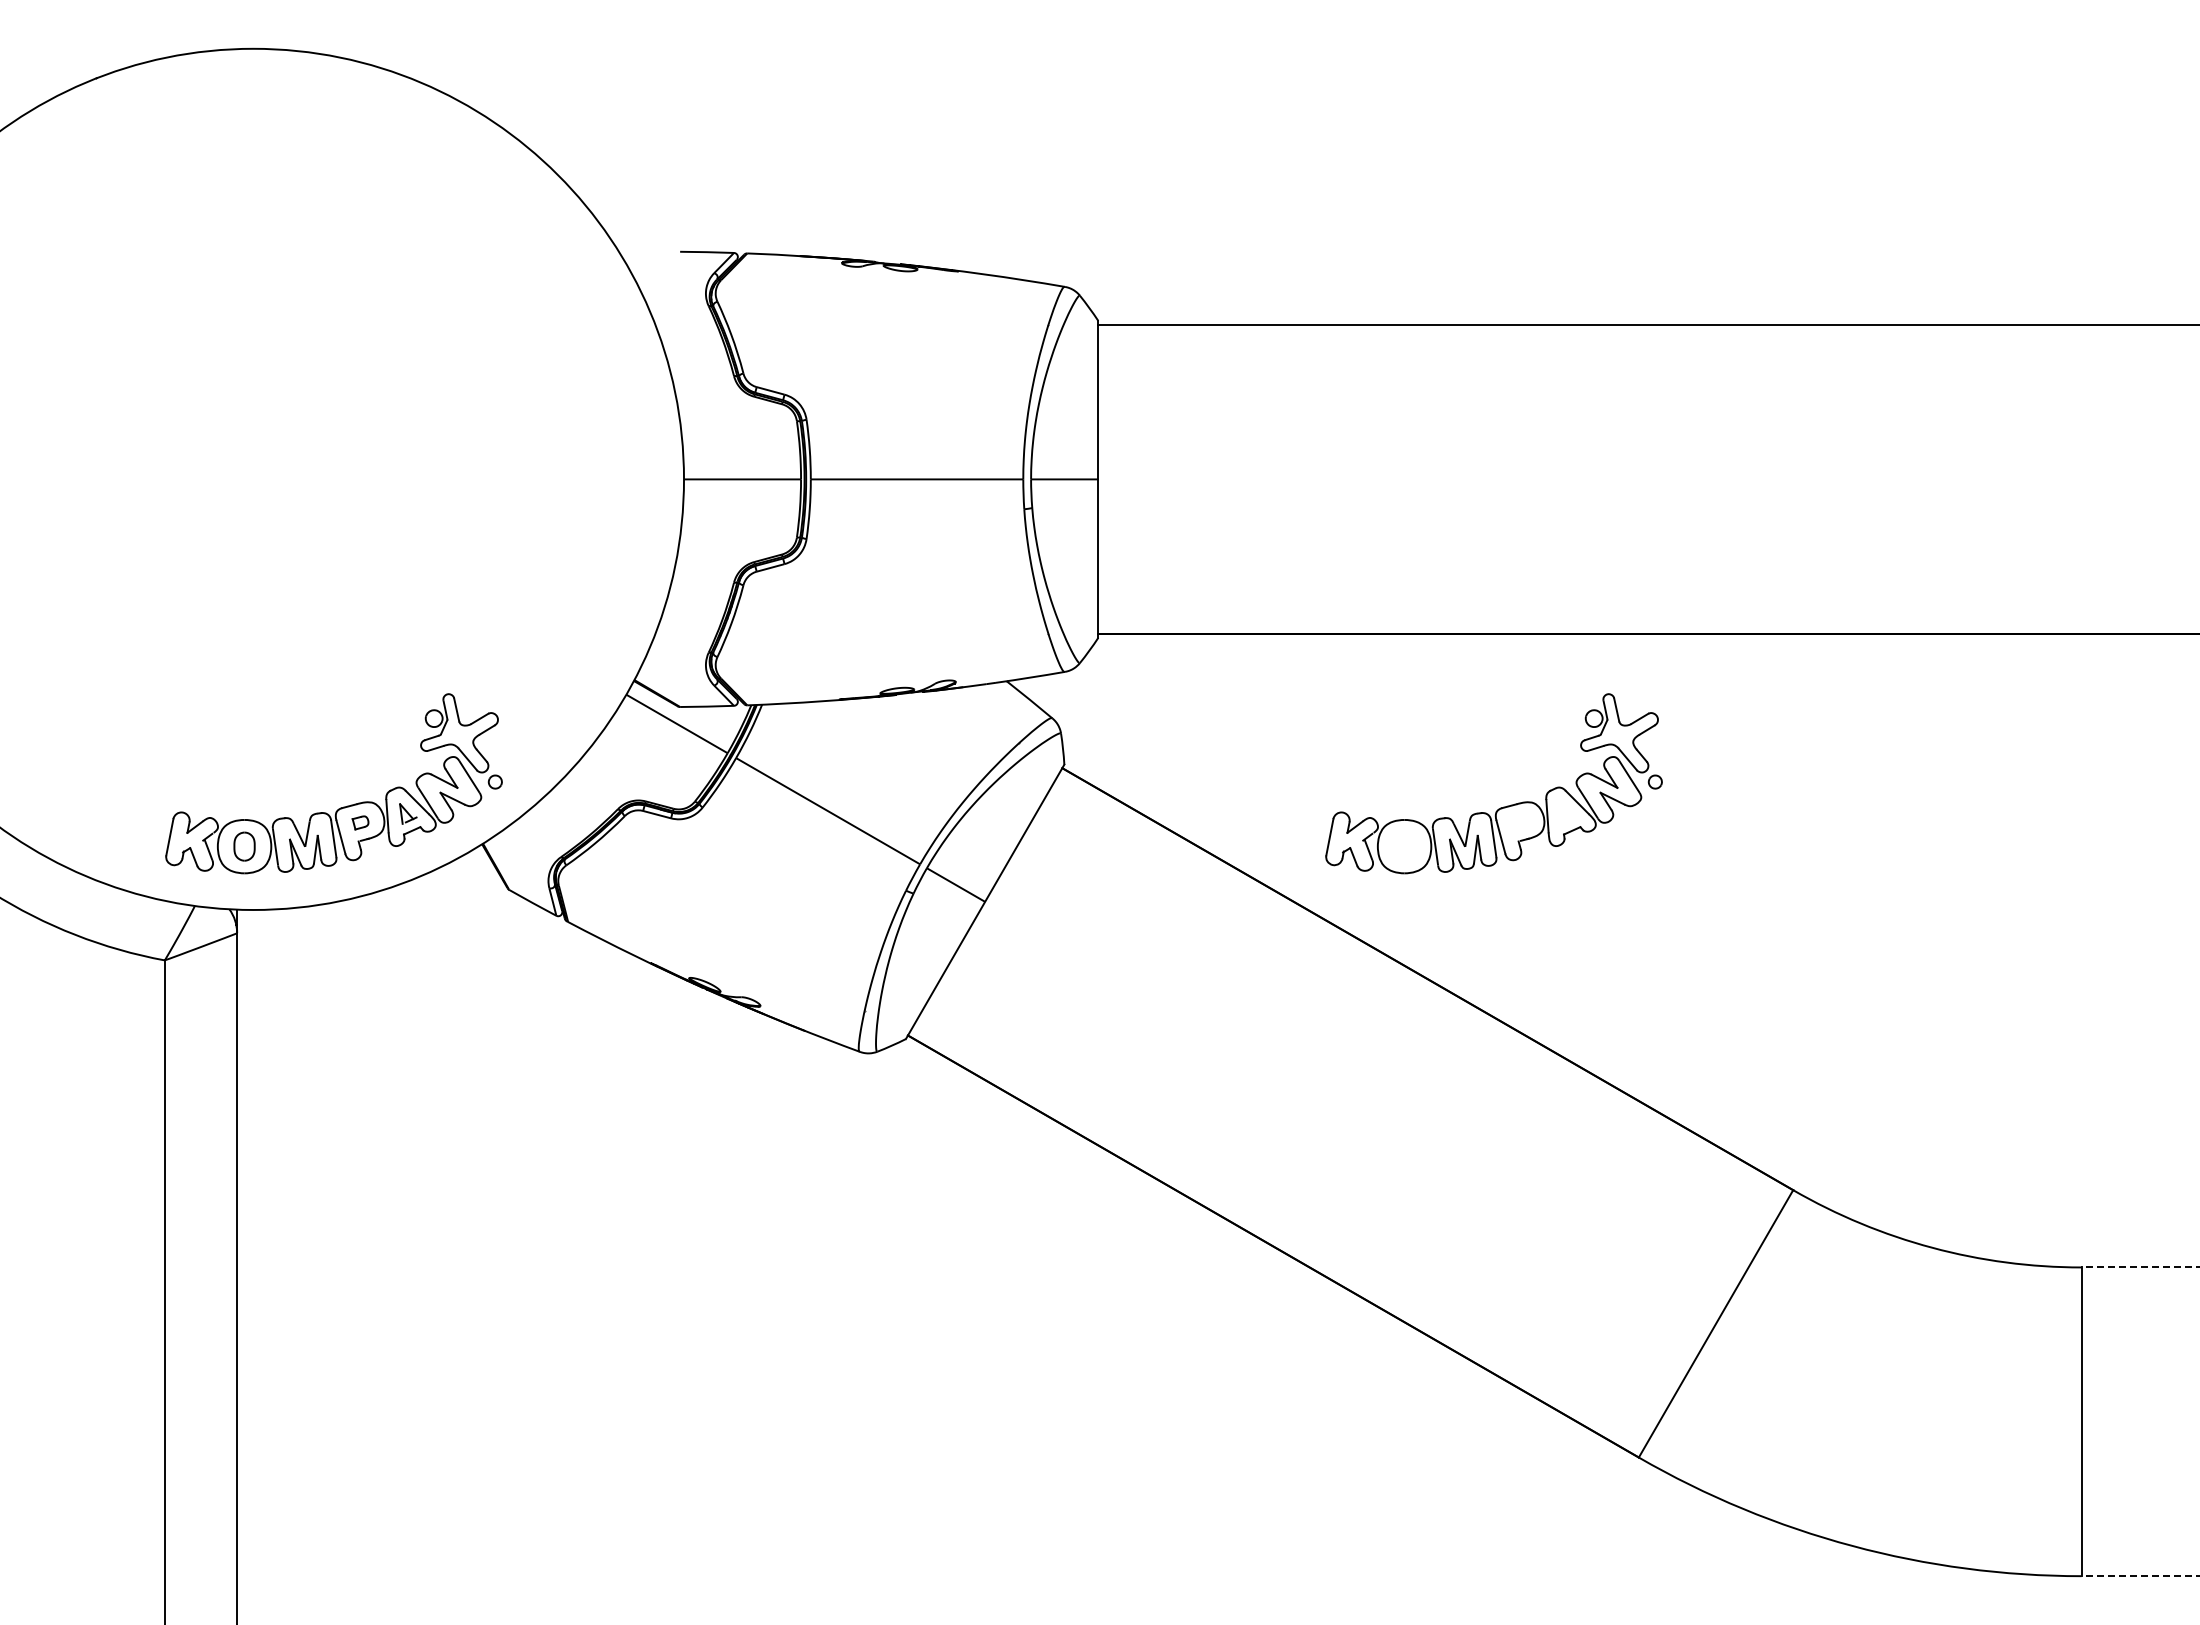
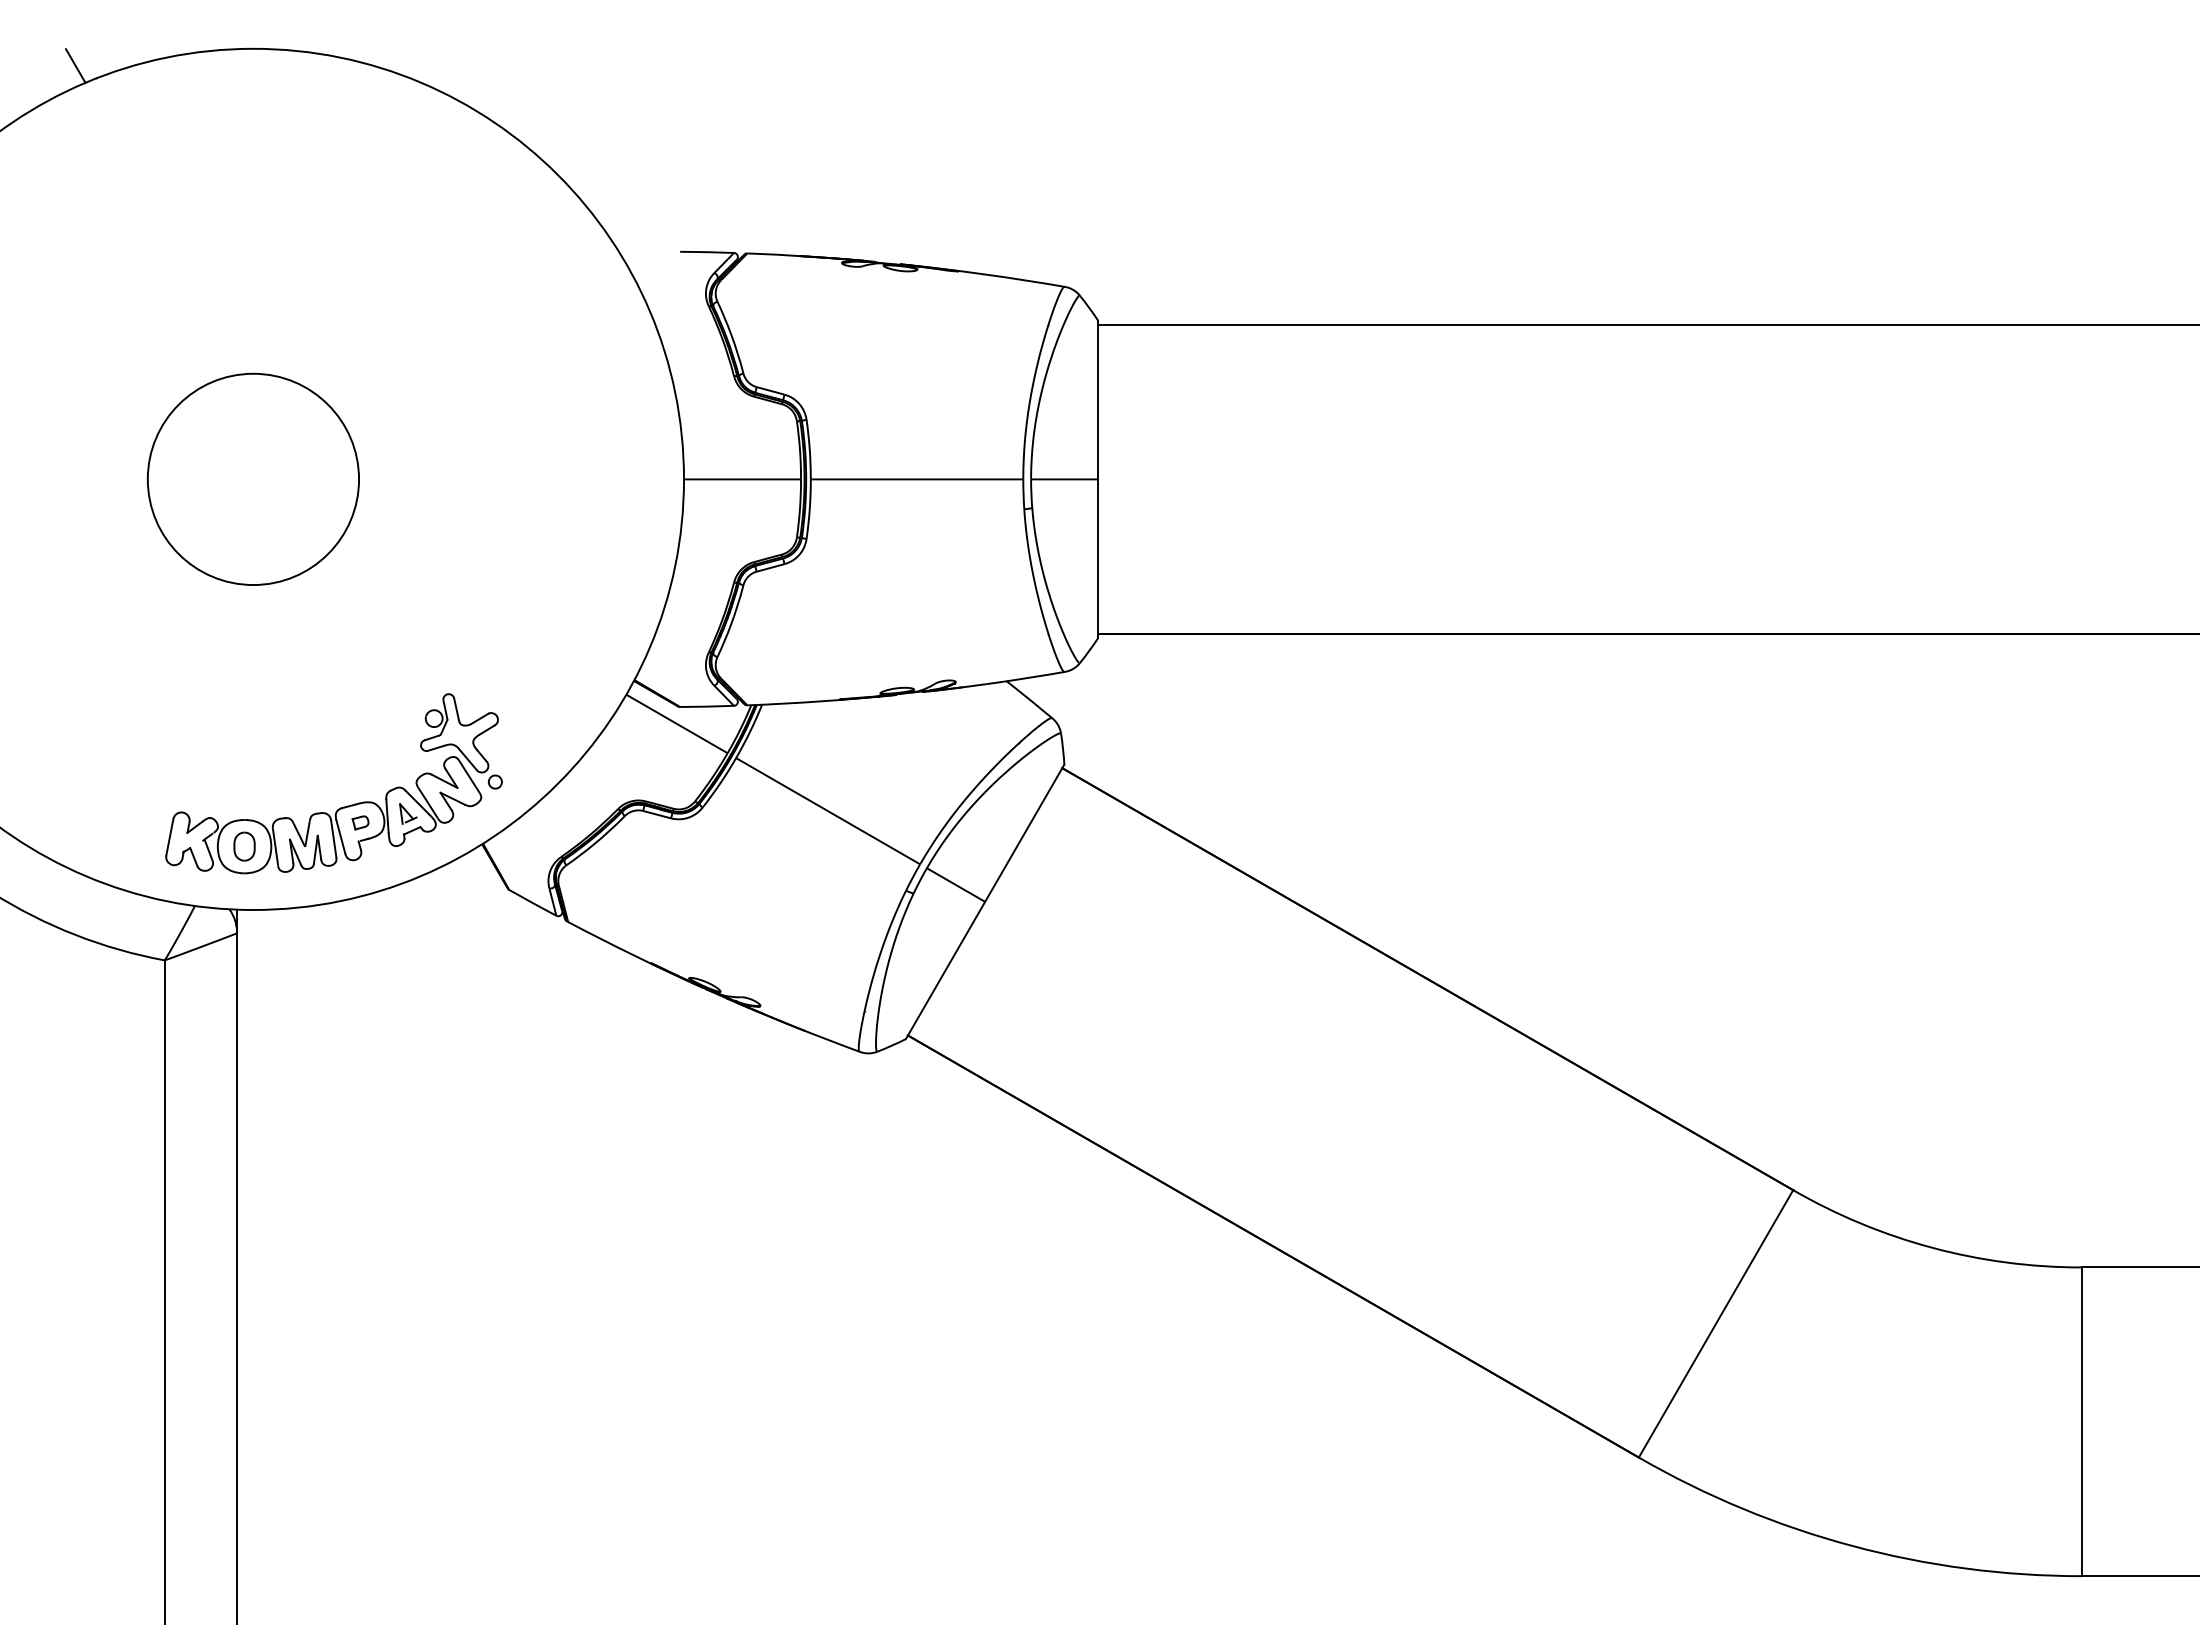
line: none -> present (75, 65)
circle: none -> present (252, 478)
part: present -> none (1500, 807)
line: dashed -> solid (2140, 1267)
line: dashed -> solid (2140, 1576)
